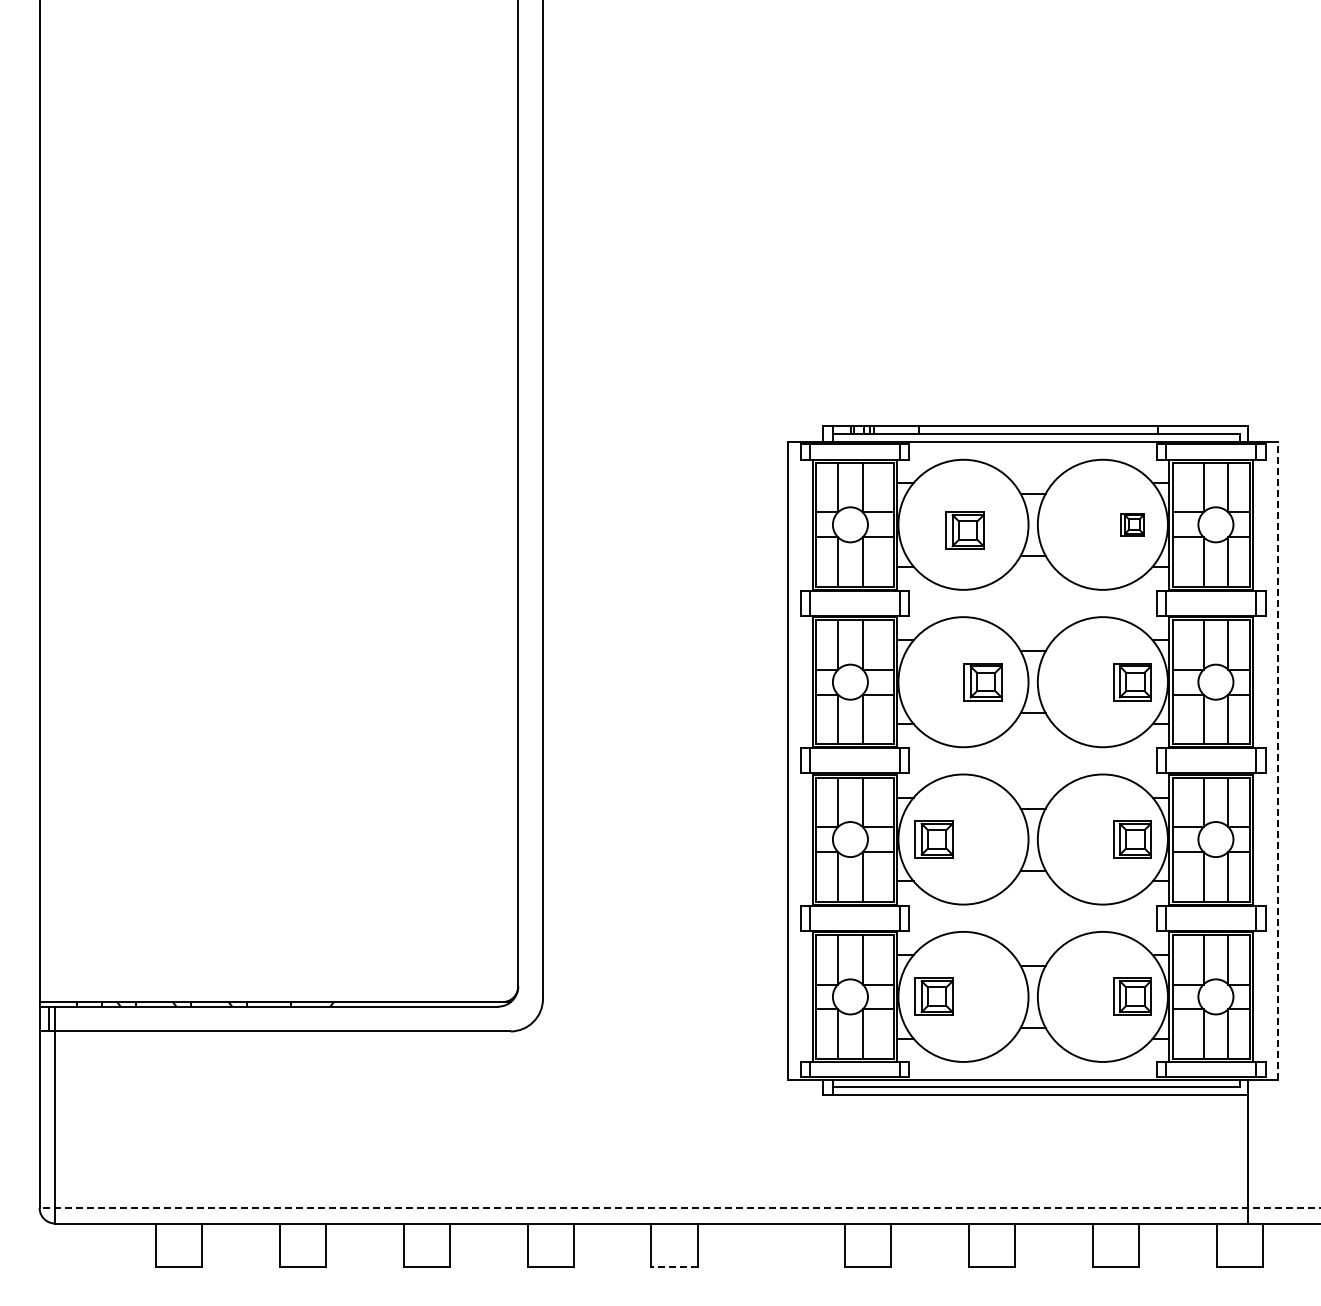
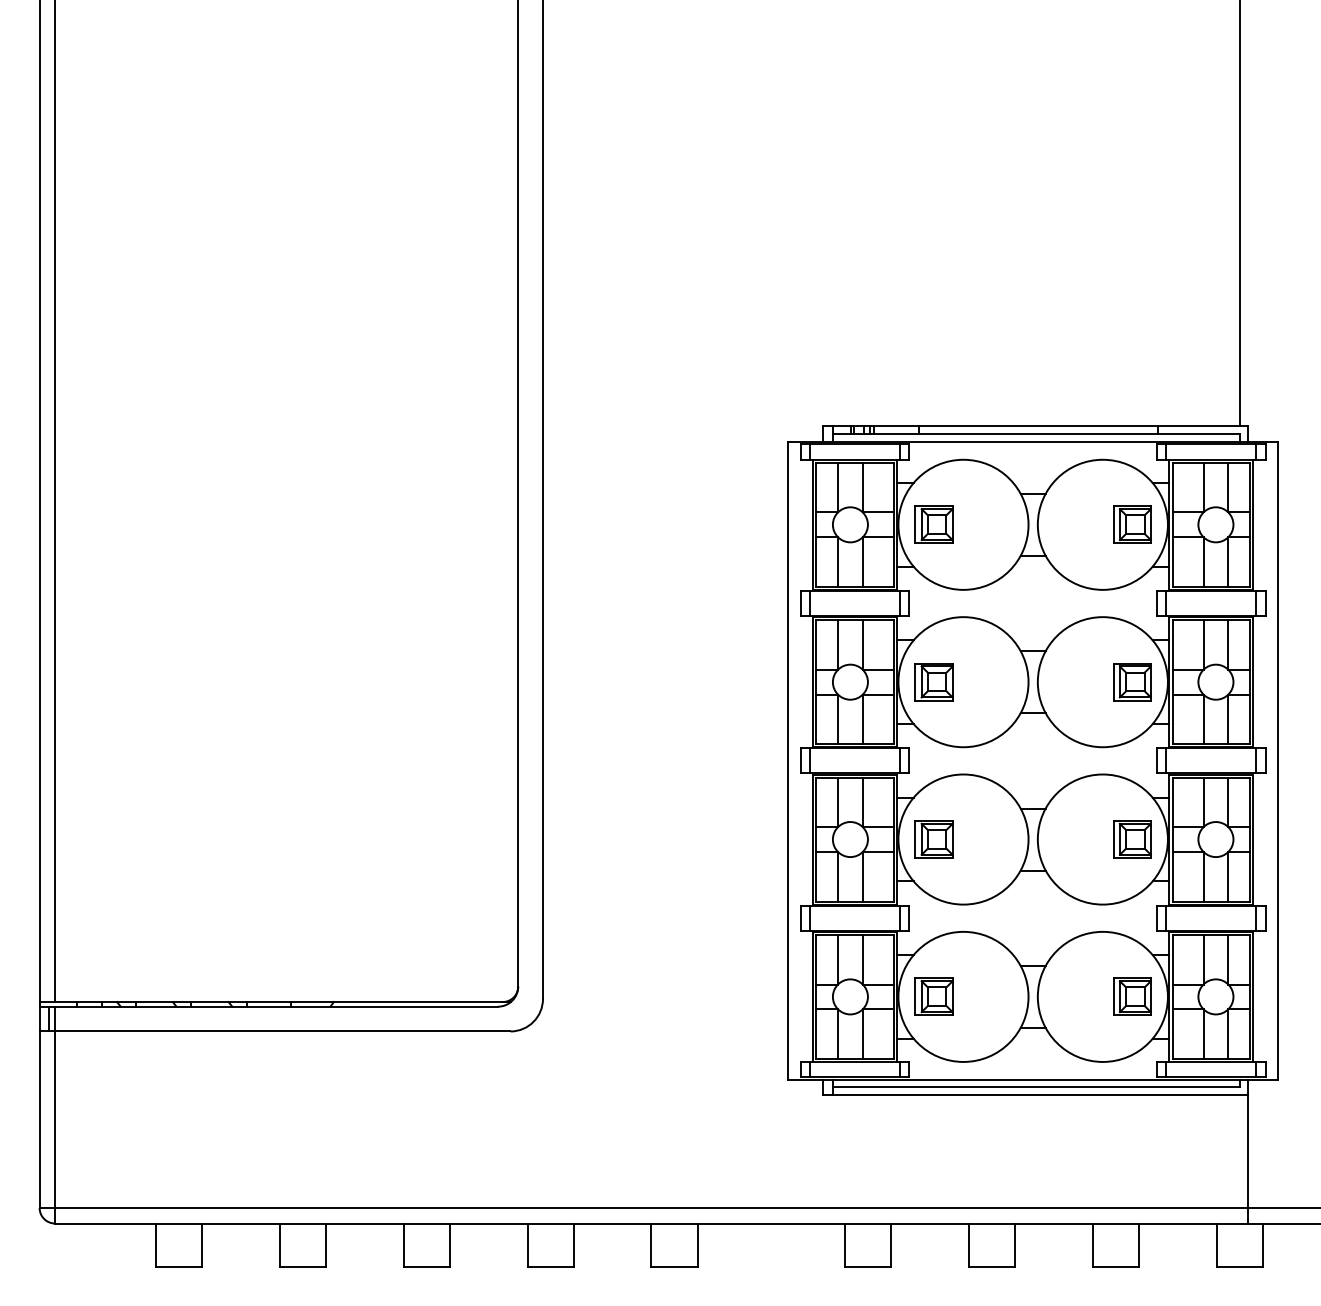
line: none -> present (1239, 214)
line: none -> present (55, 502)
part size: 25x24 px -> 39x39 px (1132, 524)
part position: (964, 530) -> (933, 524) (933, 524)
part position: (982, 682) -> (933, 682) (933, 682)
line: dashed -> solid (1277, 760)
line: dashed -> solid (679, 1208)
line: dashed -> solid (674, 1266)
